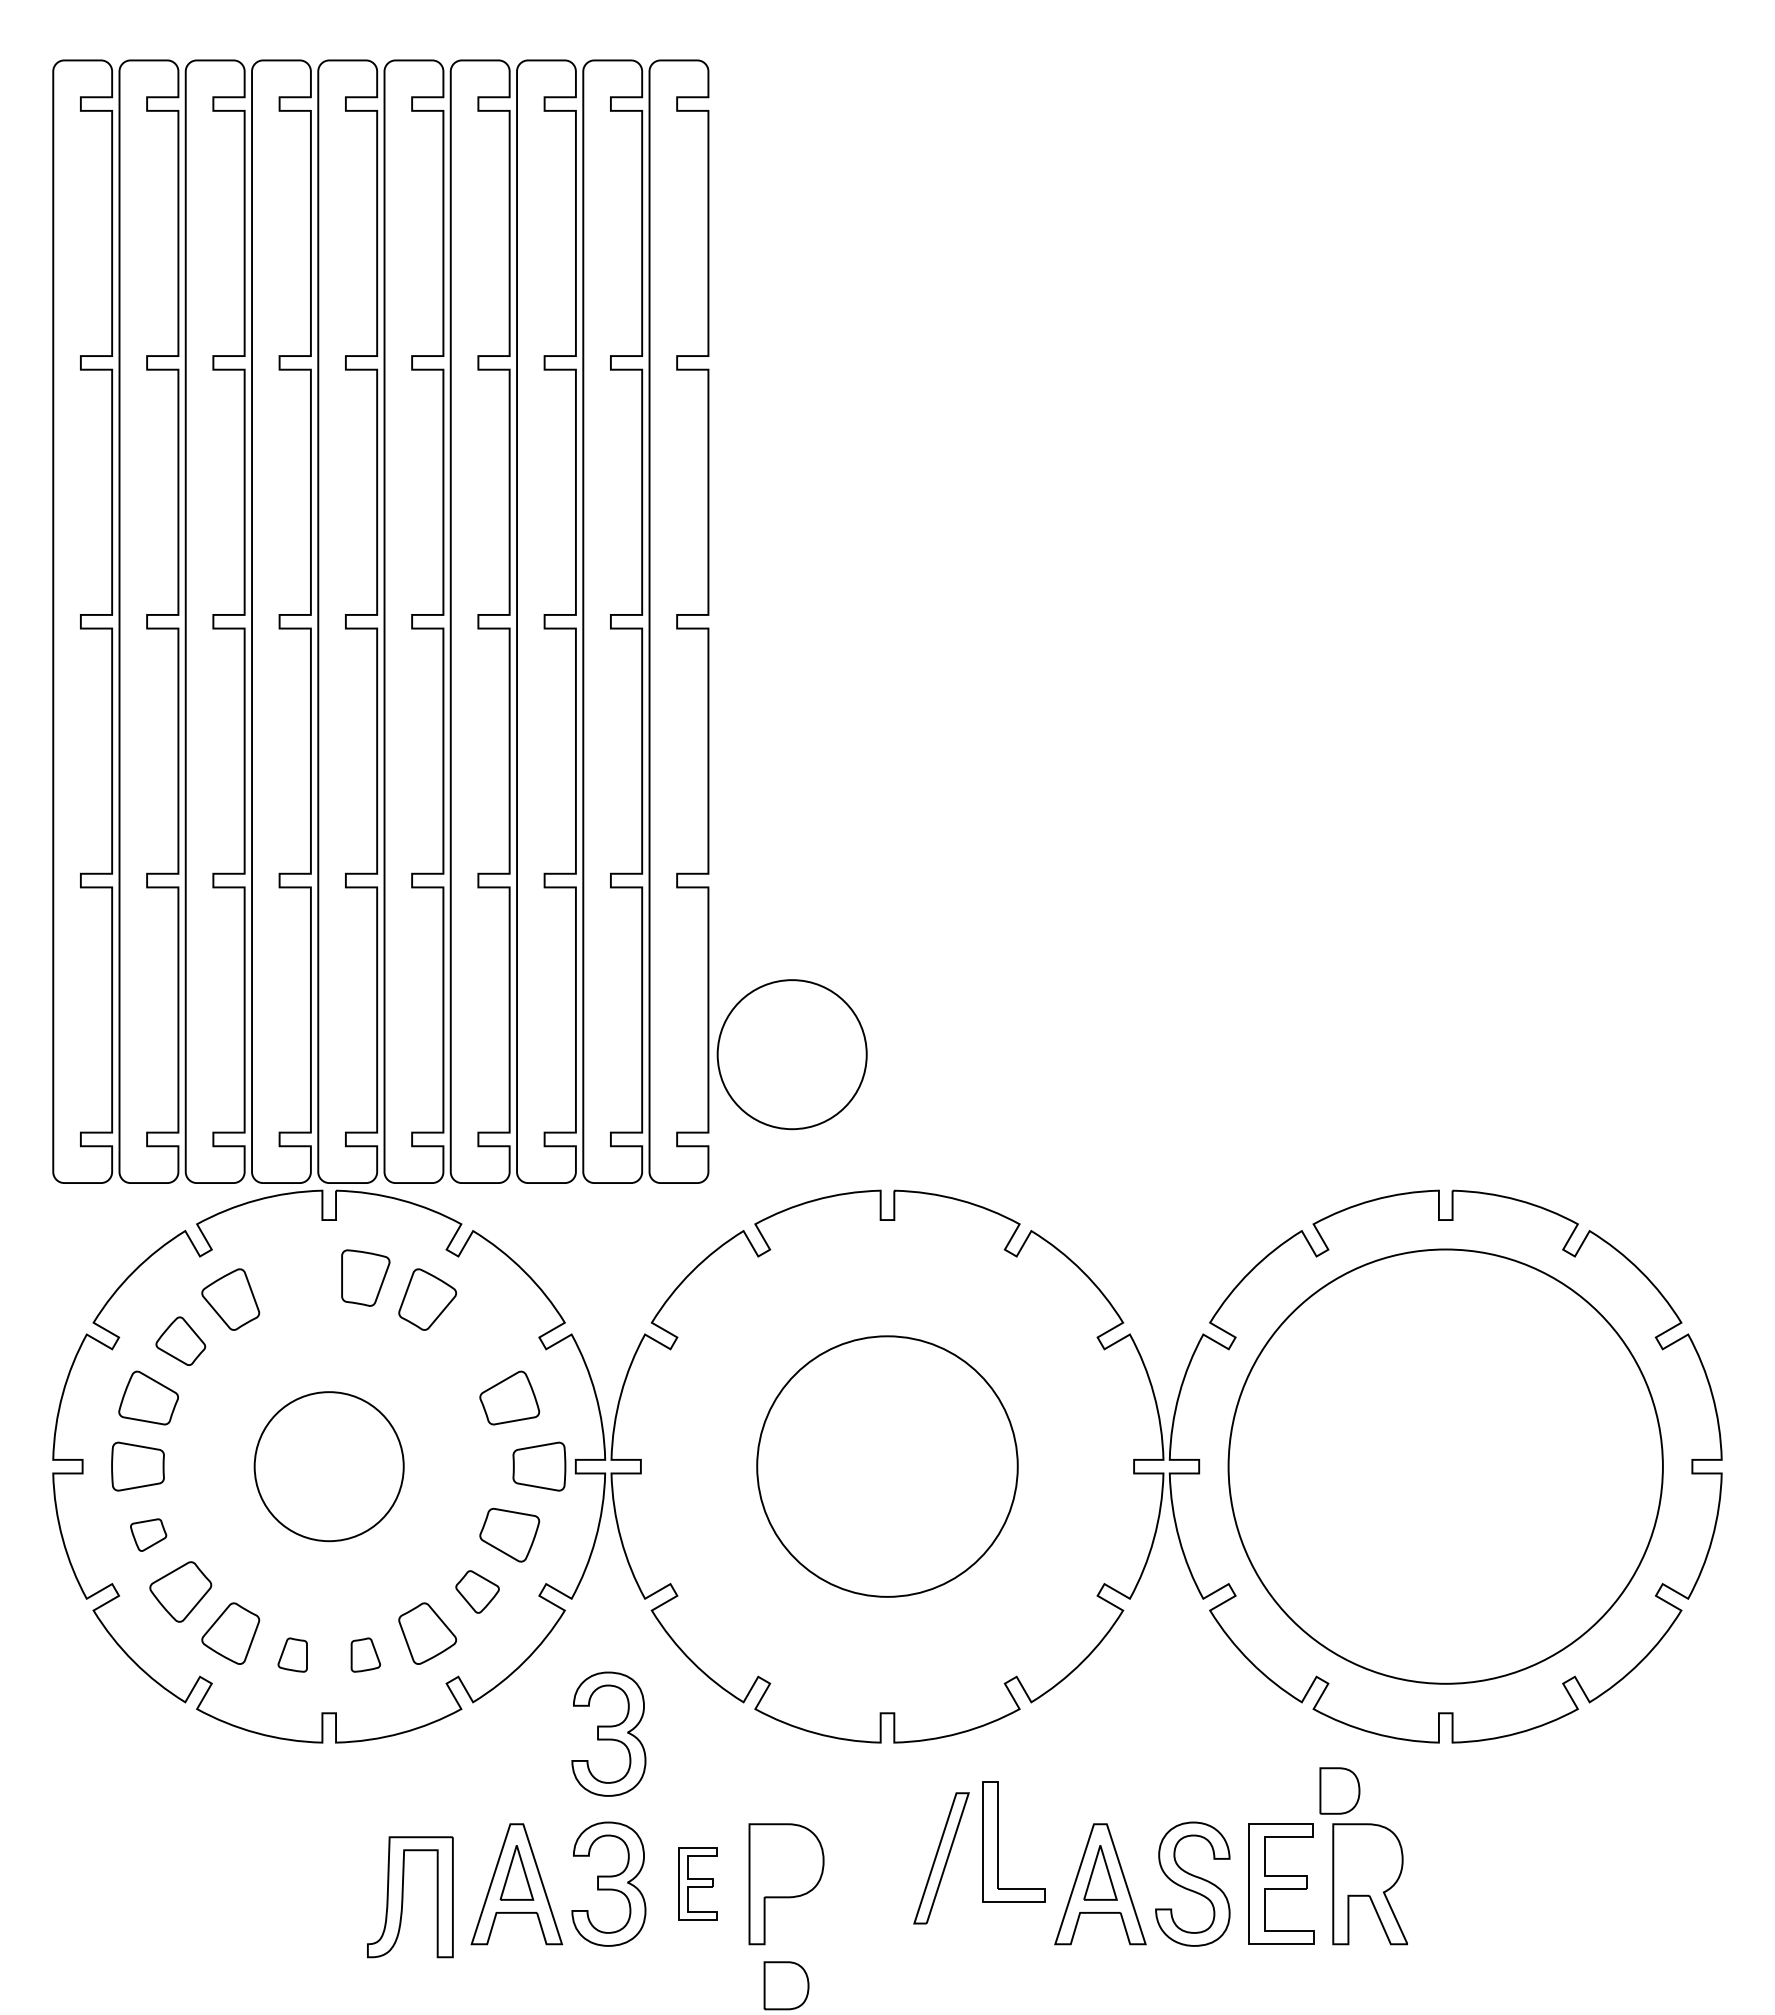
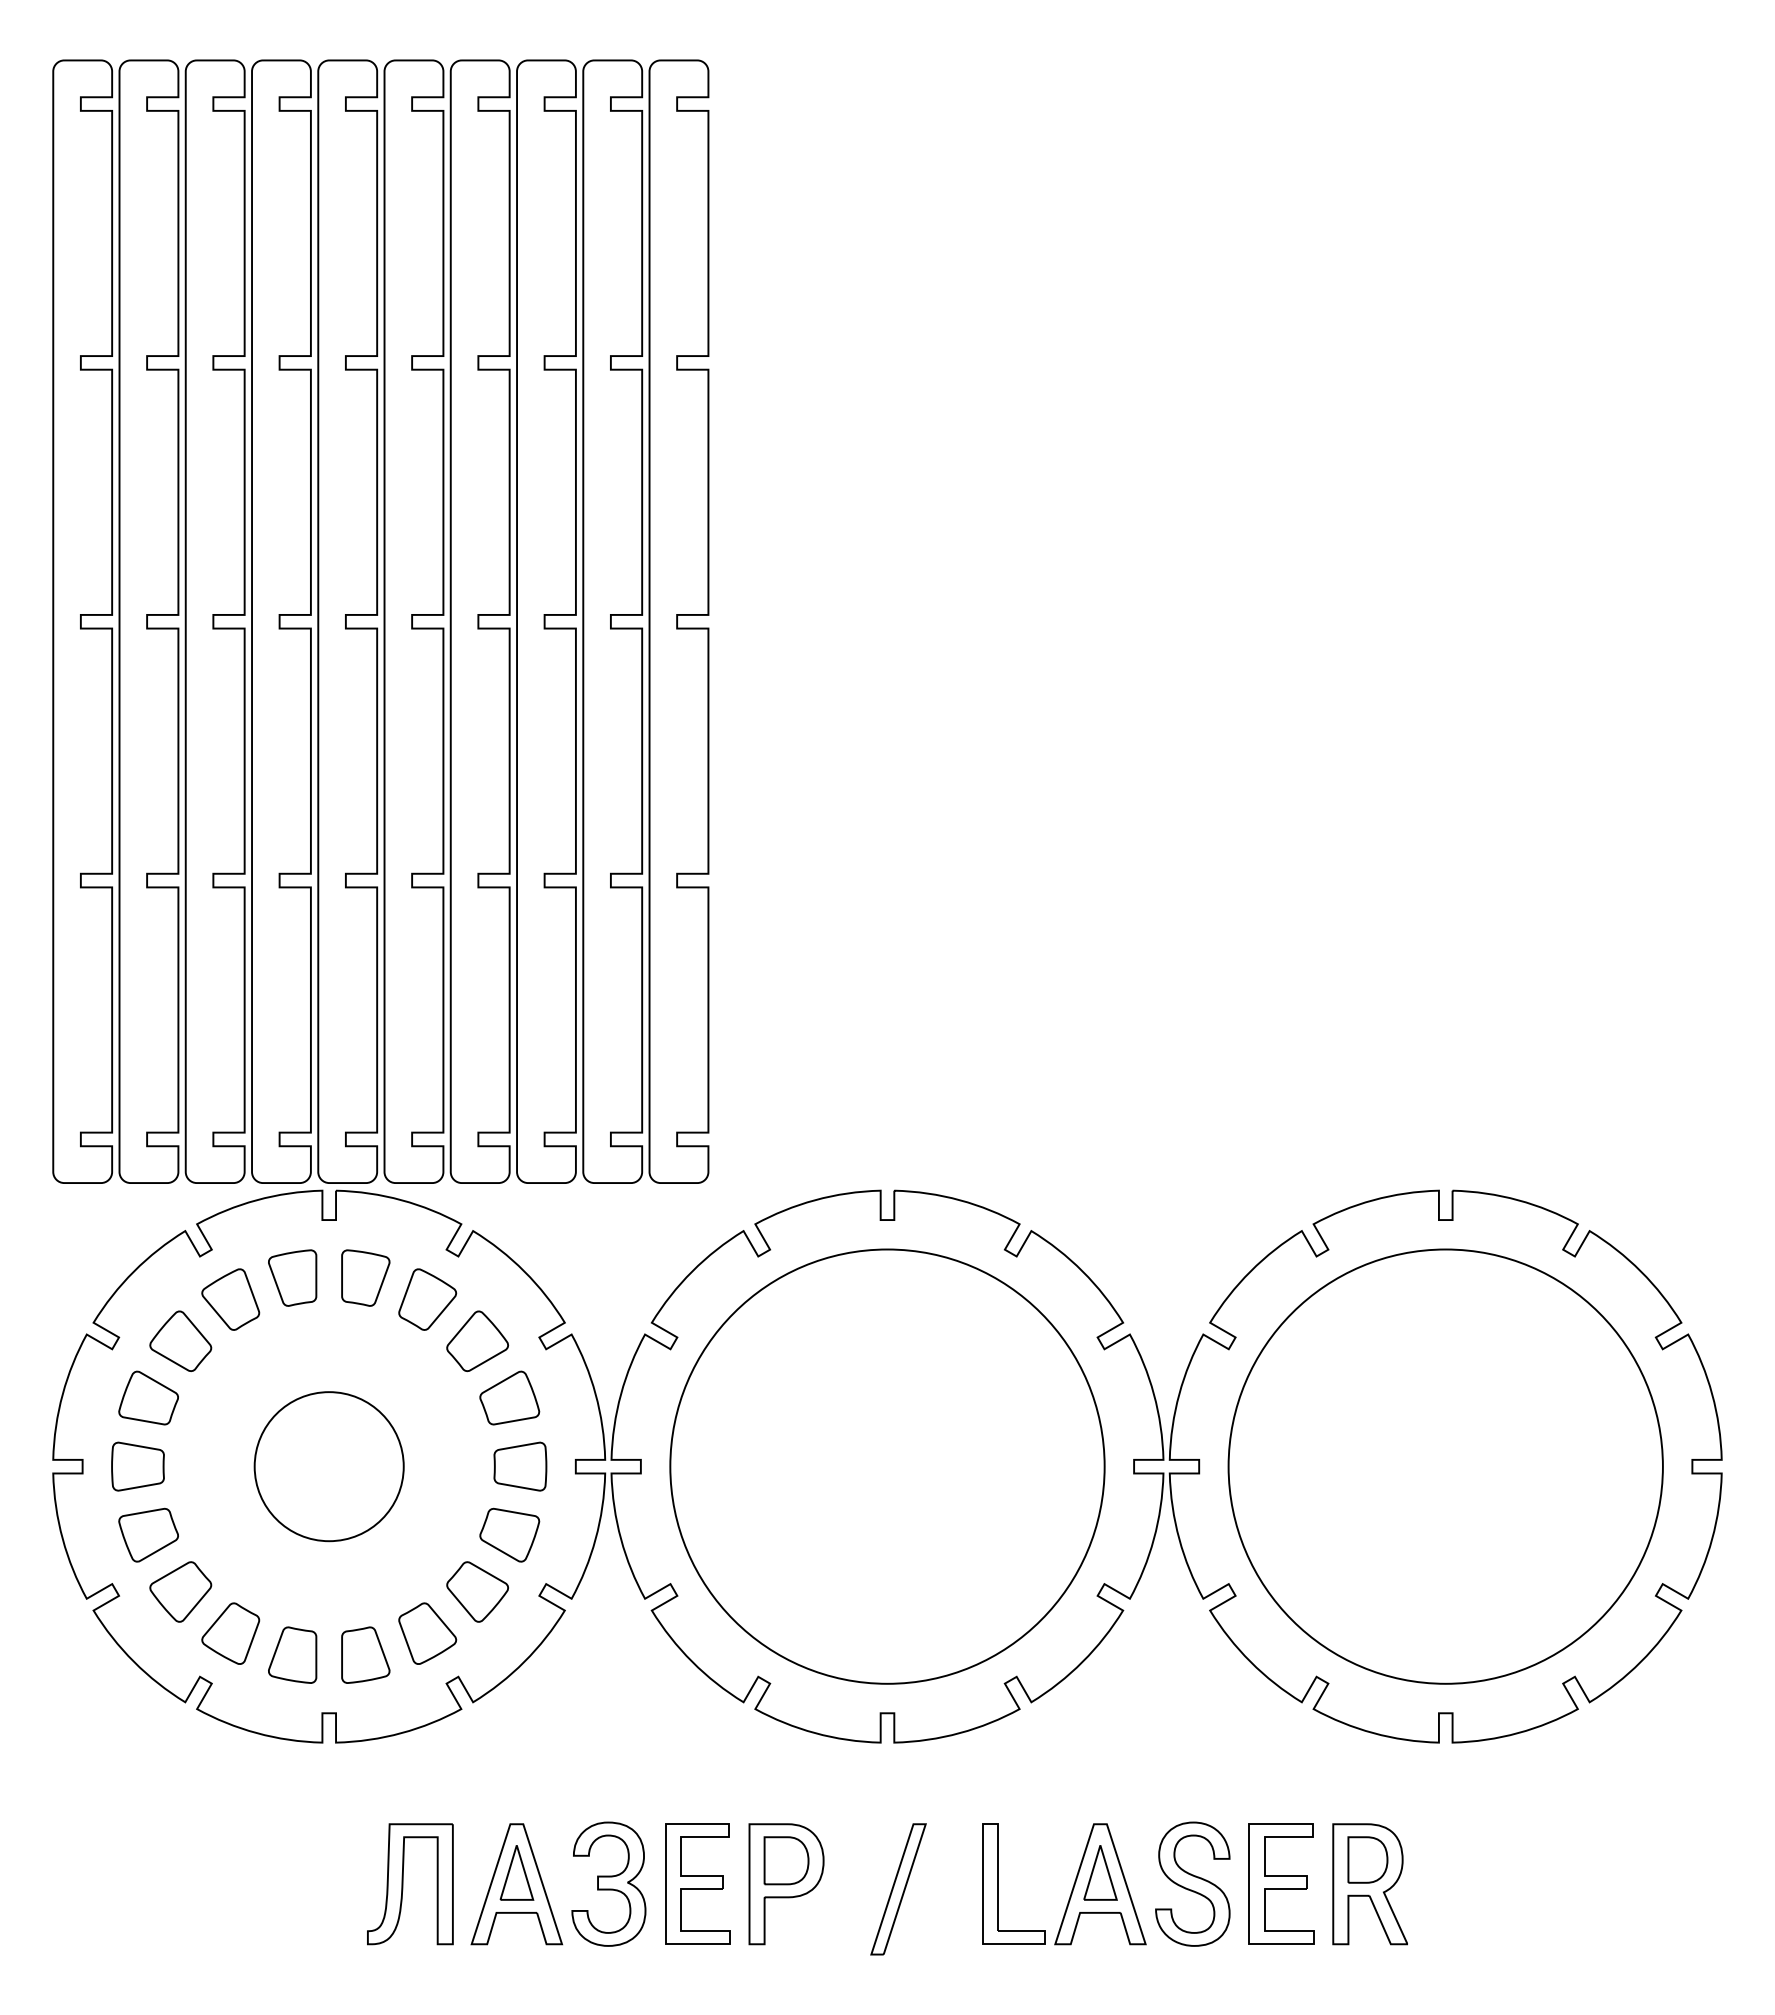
part: present -> none (791, 1054)
part: none -> present (292, 1277)
part size: 52x50 px -> 64x62 px (180, 1340)
part: none -> present (477, 1341)
part position: (539, 1466) -> (520, 1466) (520, 1466)
part size: 263x263 px -> 437x437 px (887, 1466)
part size: 38x34 px -> 61x56 px (148, 1534)
part size: 45x44 px -> 63x62 px (477, 1591)
part size: 31x36 px -> 50x58 px (292, 1654)
part size: 31x36 px -> 50x58 px (365, 1654)
part: present -> none (608, 1733)
part position: (1339, 1790) -> (1367, 1859) (1367, 1859)
part position: (998, 1841) -> (998, 1883) (998, 1883)
part position: (941, 1858) -> (898, 1889) (898, 1889)
part size: 40x74 px -> 66x122 px (697, 1883)
part position: (403, 1897) -> (403, 1884) (403, 1884)
part position: (786, 1985) -> (786, 1860) (786, 1860)
